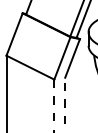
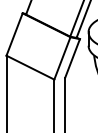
line: dashed -> solid (65, 104)
line: dashed -> solid (54, 106)
